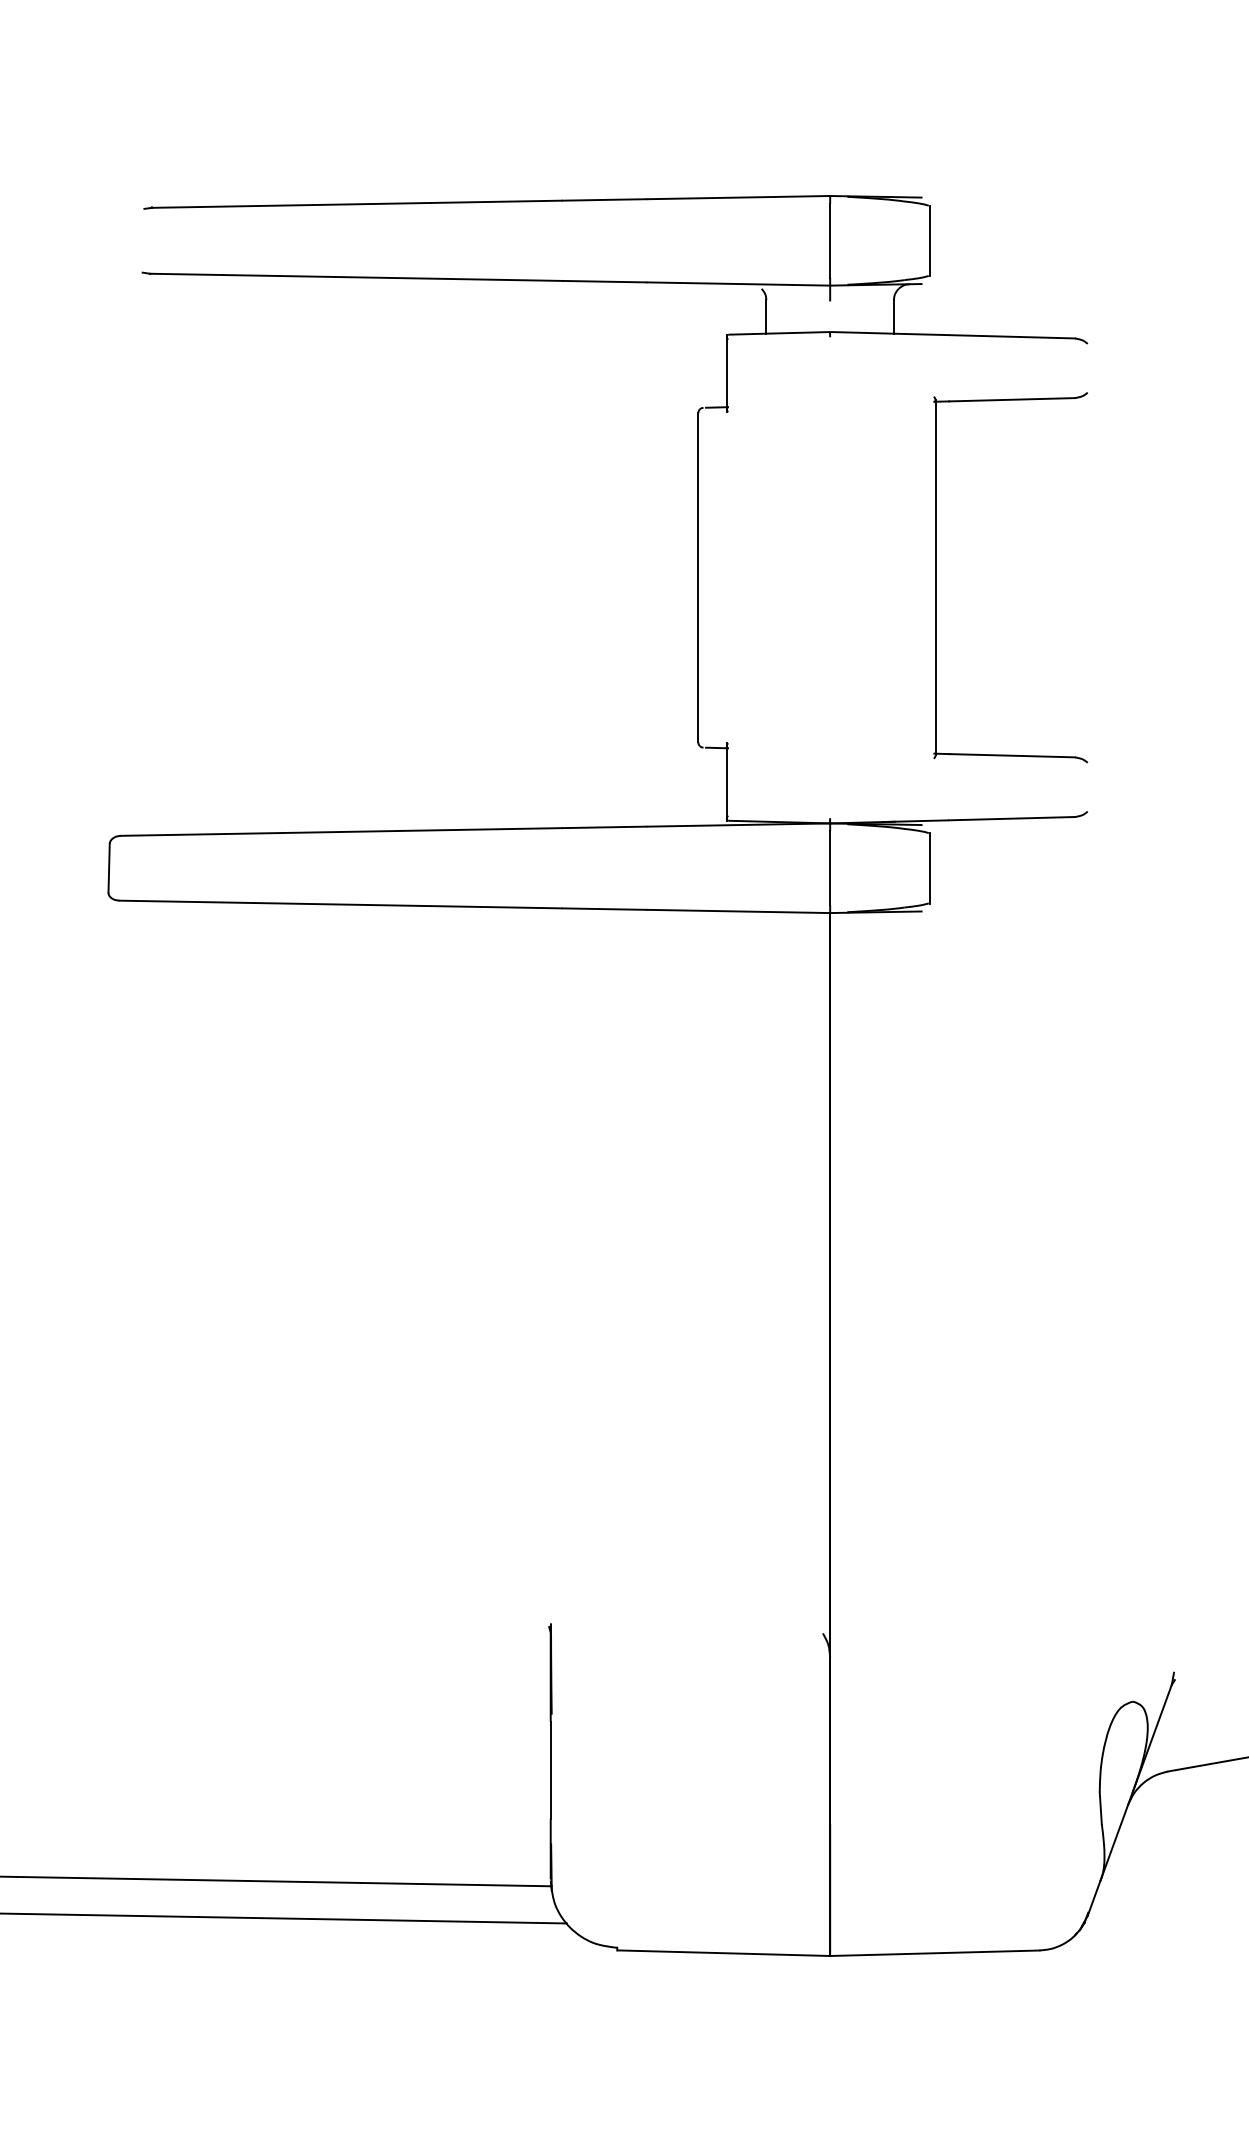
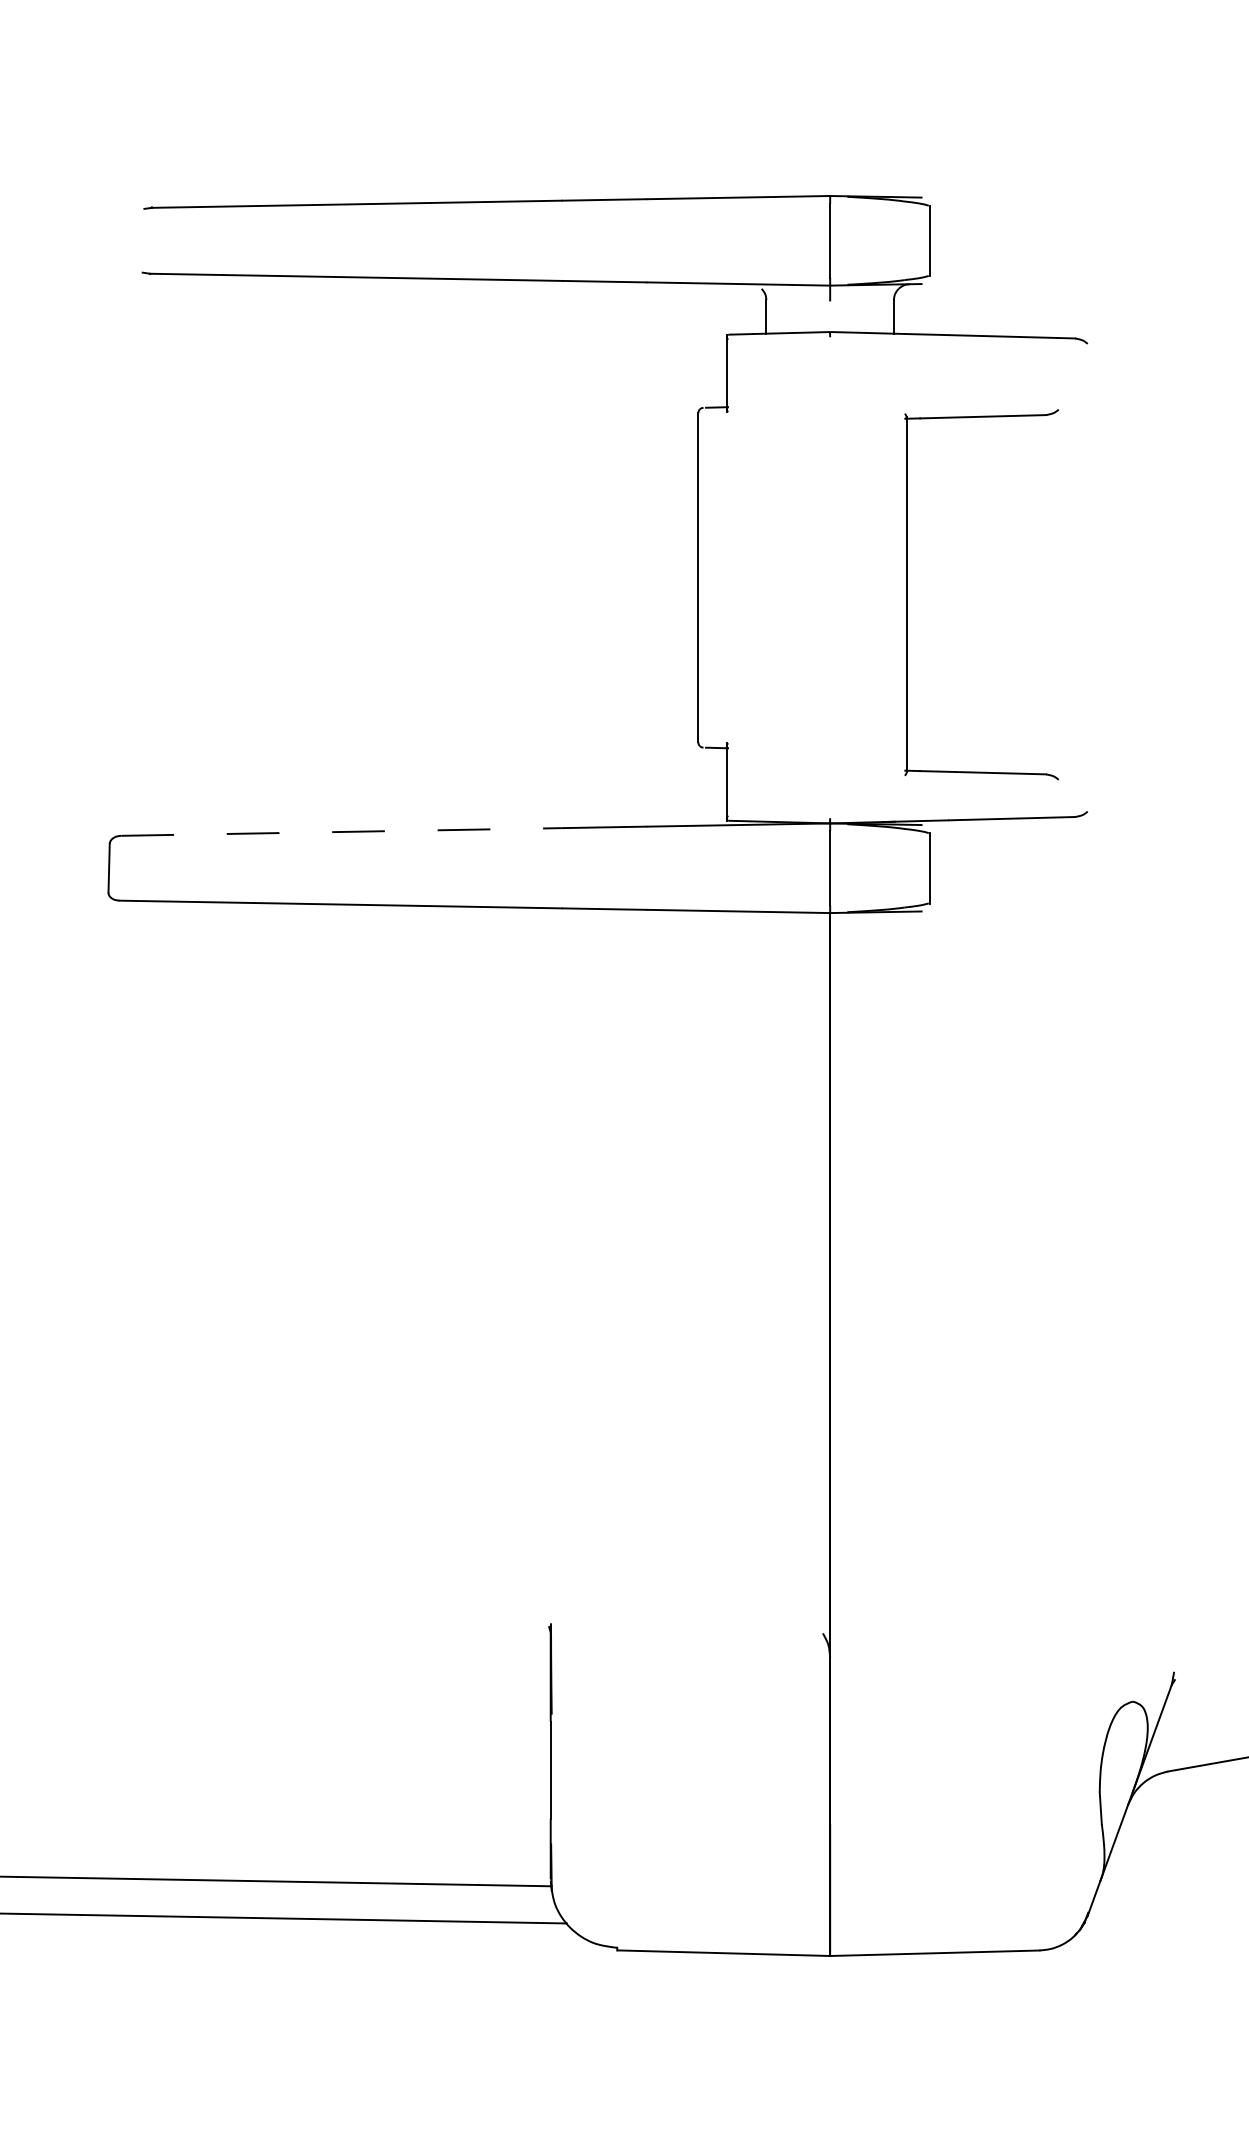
part position: (936, 577) -> (907, 594) (907, 594)
line: solid -> dashed (342, 831)
